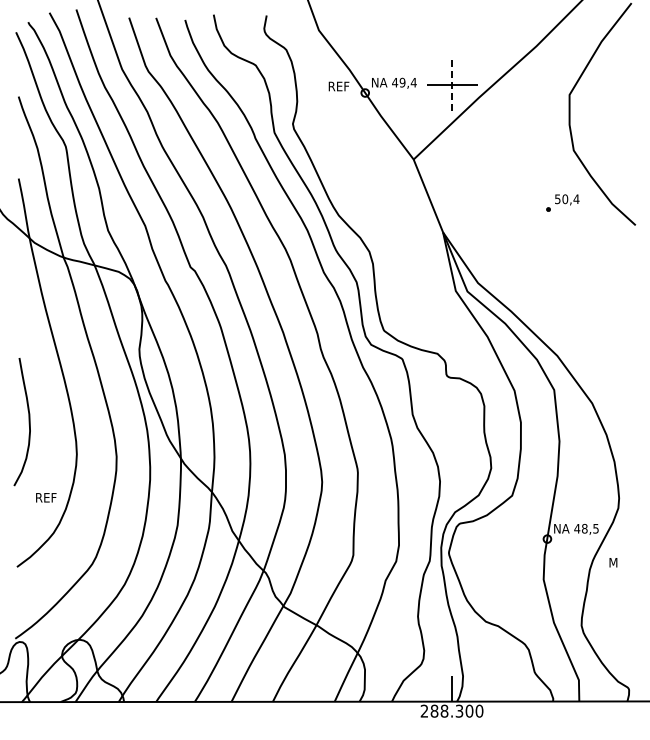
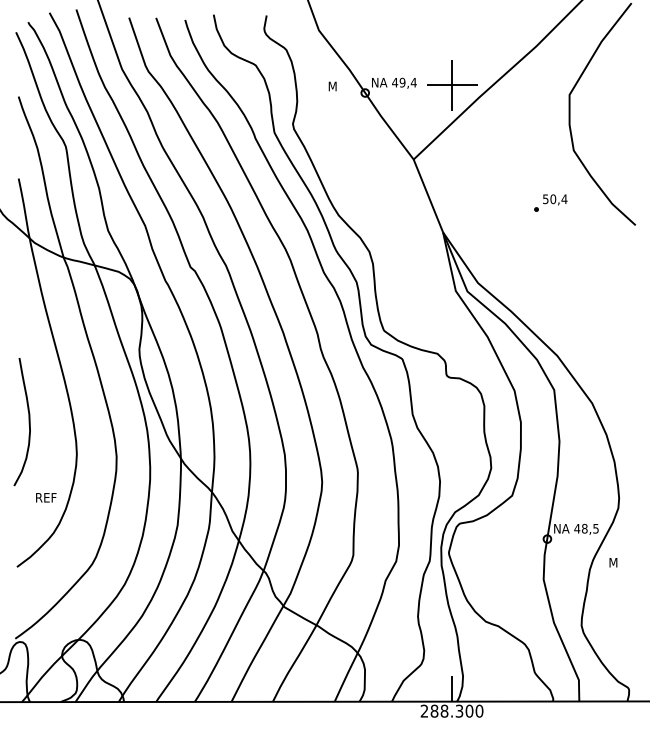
line: dashed -> solid (452, 85)
text: REF -> M (339, 86)
part position: (562, 202) -> (550, 202) (550, 202)
